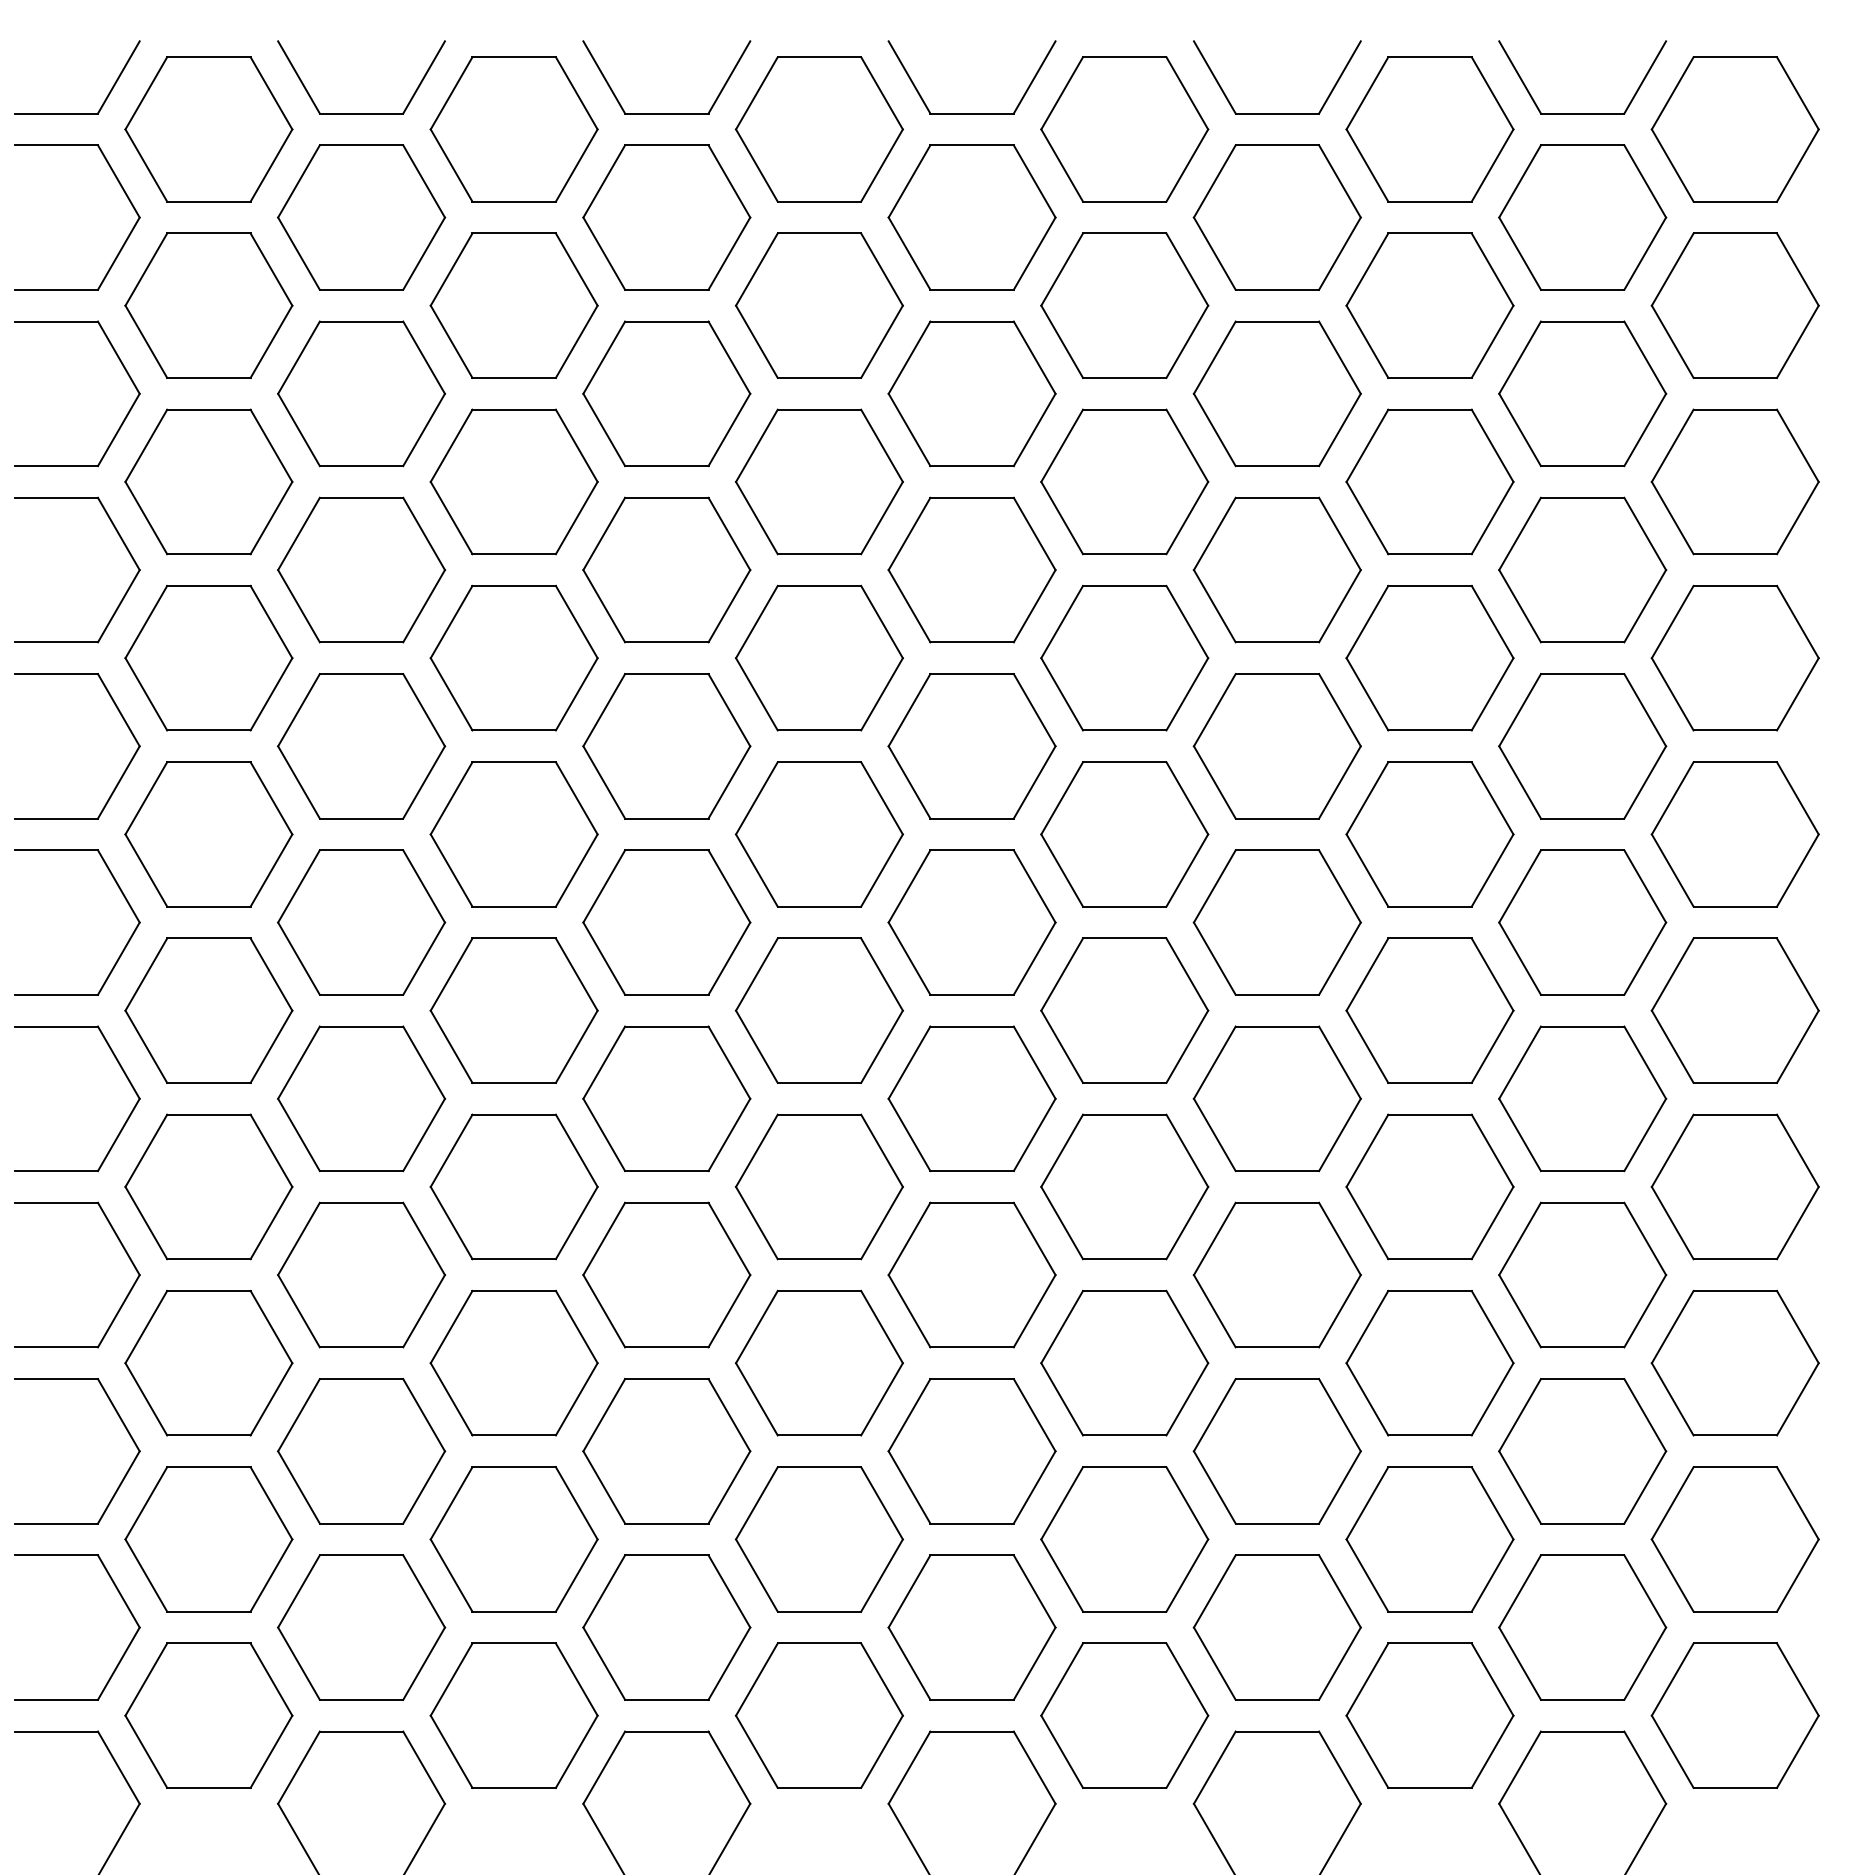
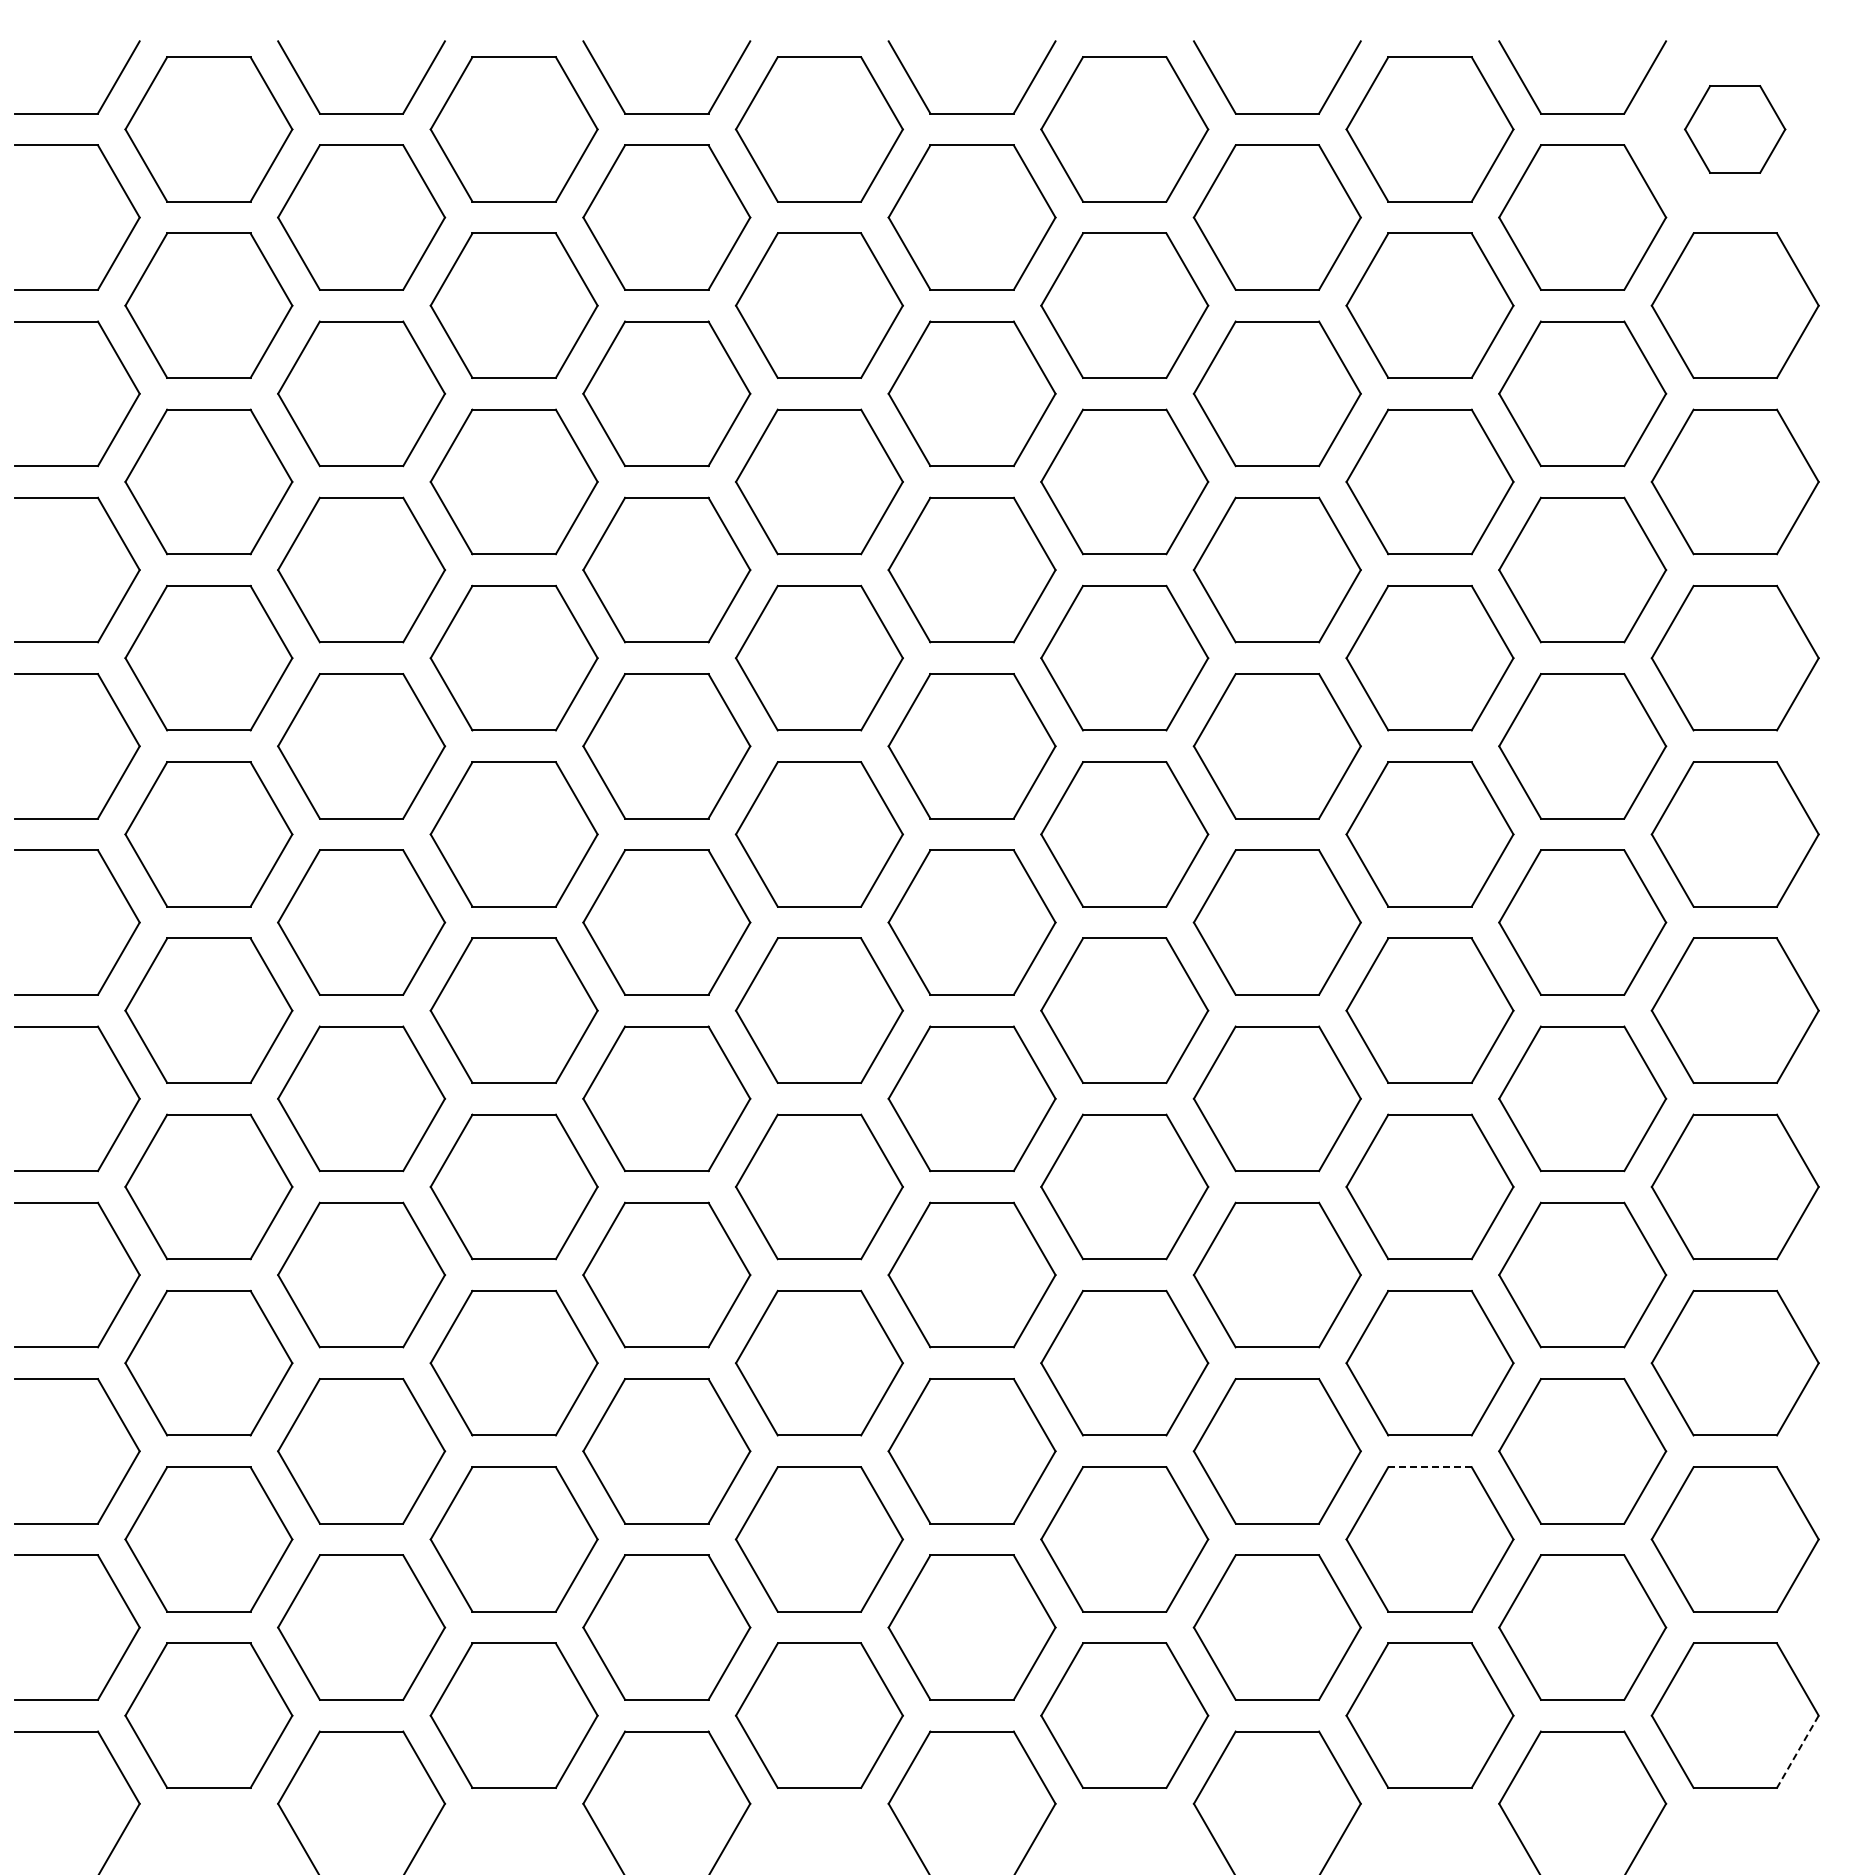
part size: 170x147 px -> 103x89 px (1735, 129)
line: solid -> dashed (1430, 1467)
line: solid -> dashed (1797, 1751)
